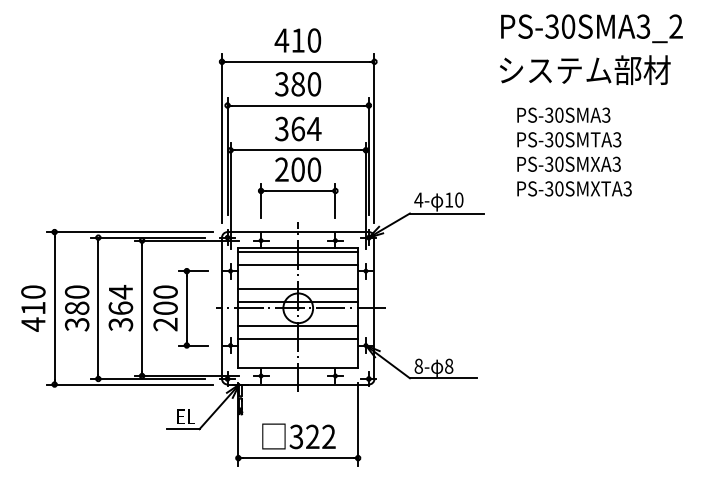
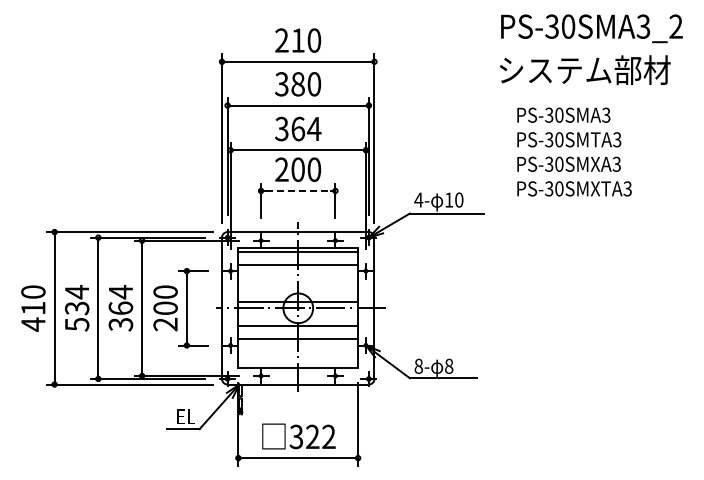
text: 410 -> 210 (281, 40)
line: solid -> dashed (298, 190)
line: present -> none (298, 289)
text: 380 -> 534 (76, 307)
